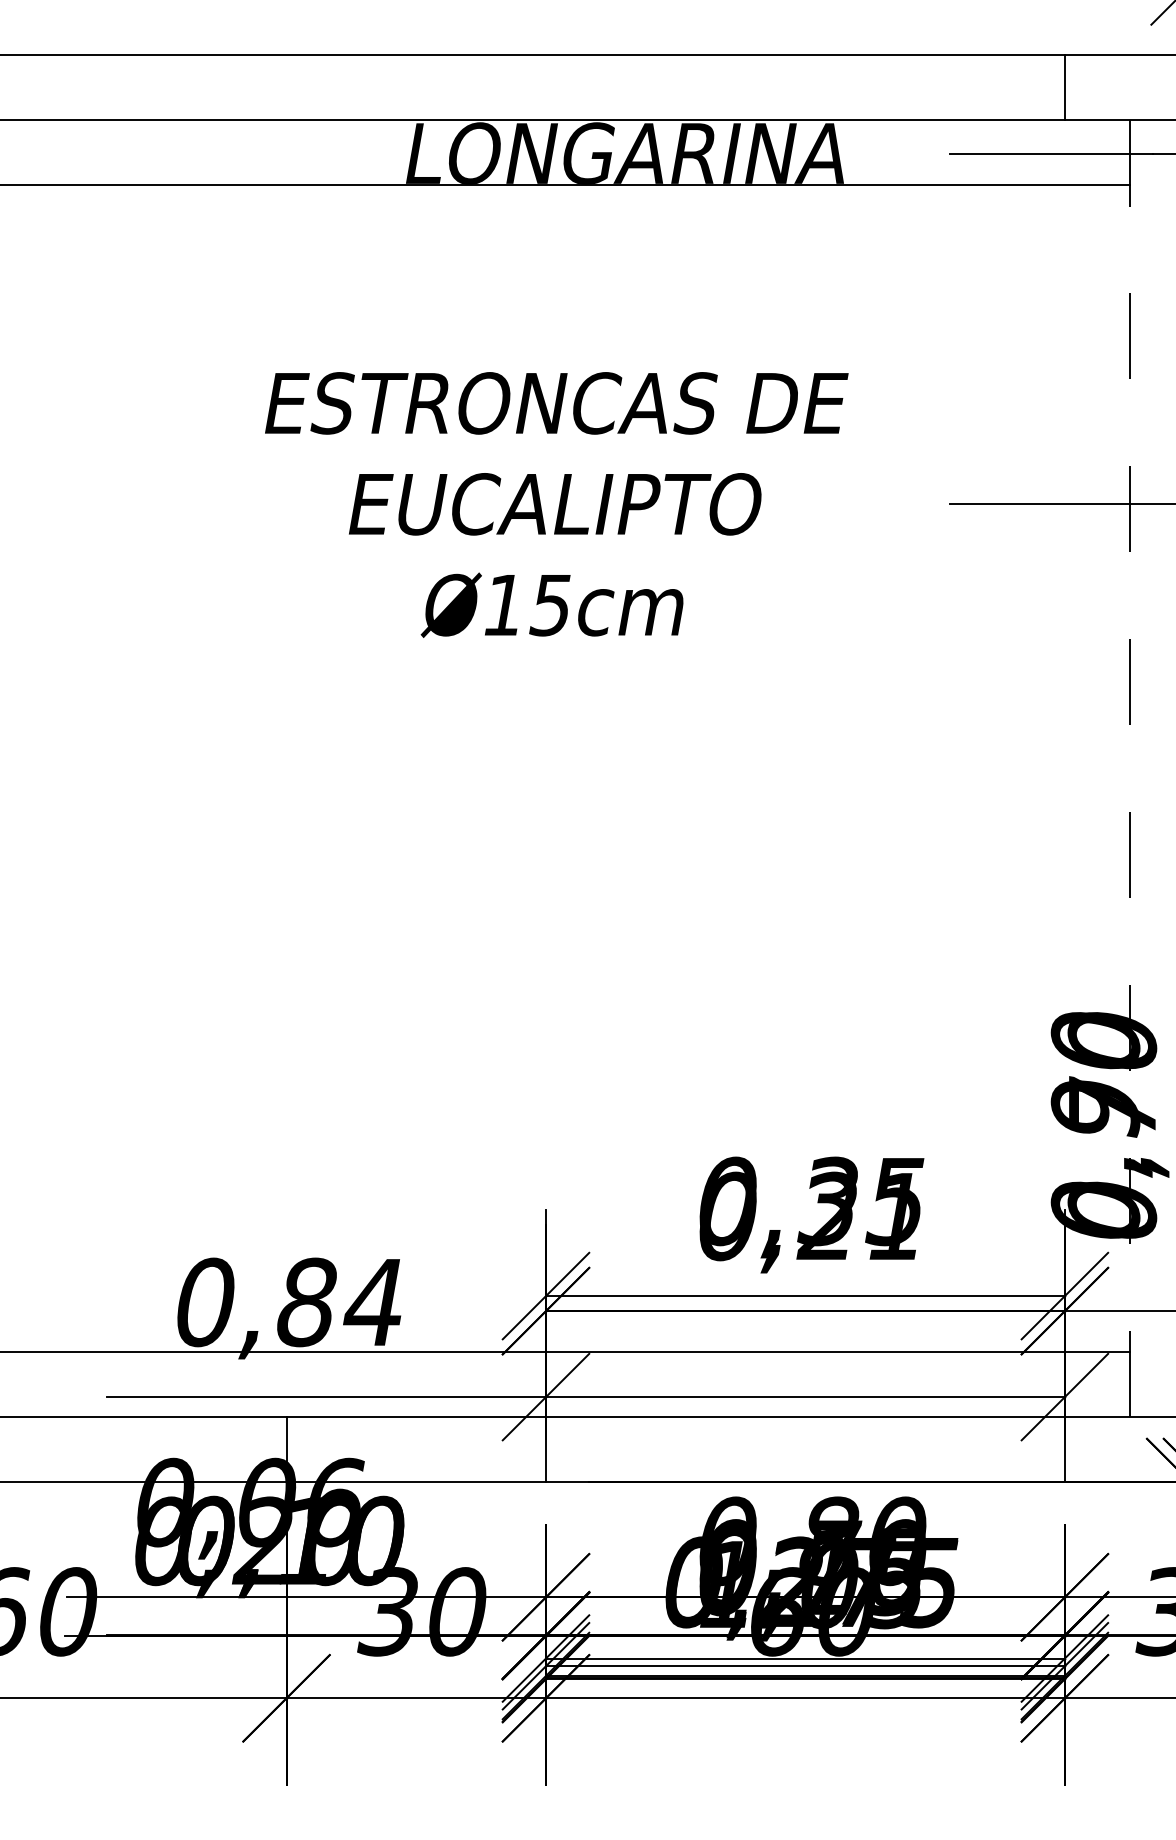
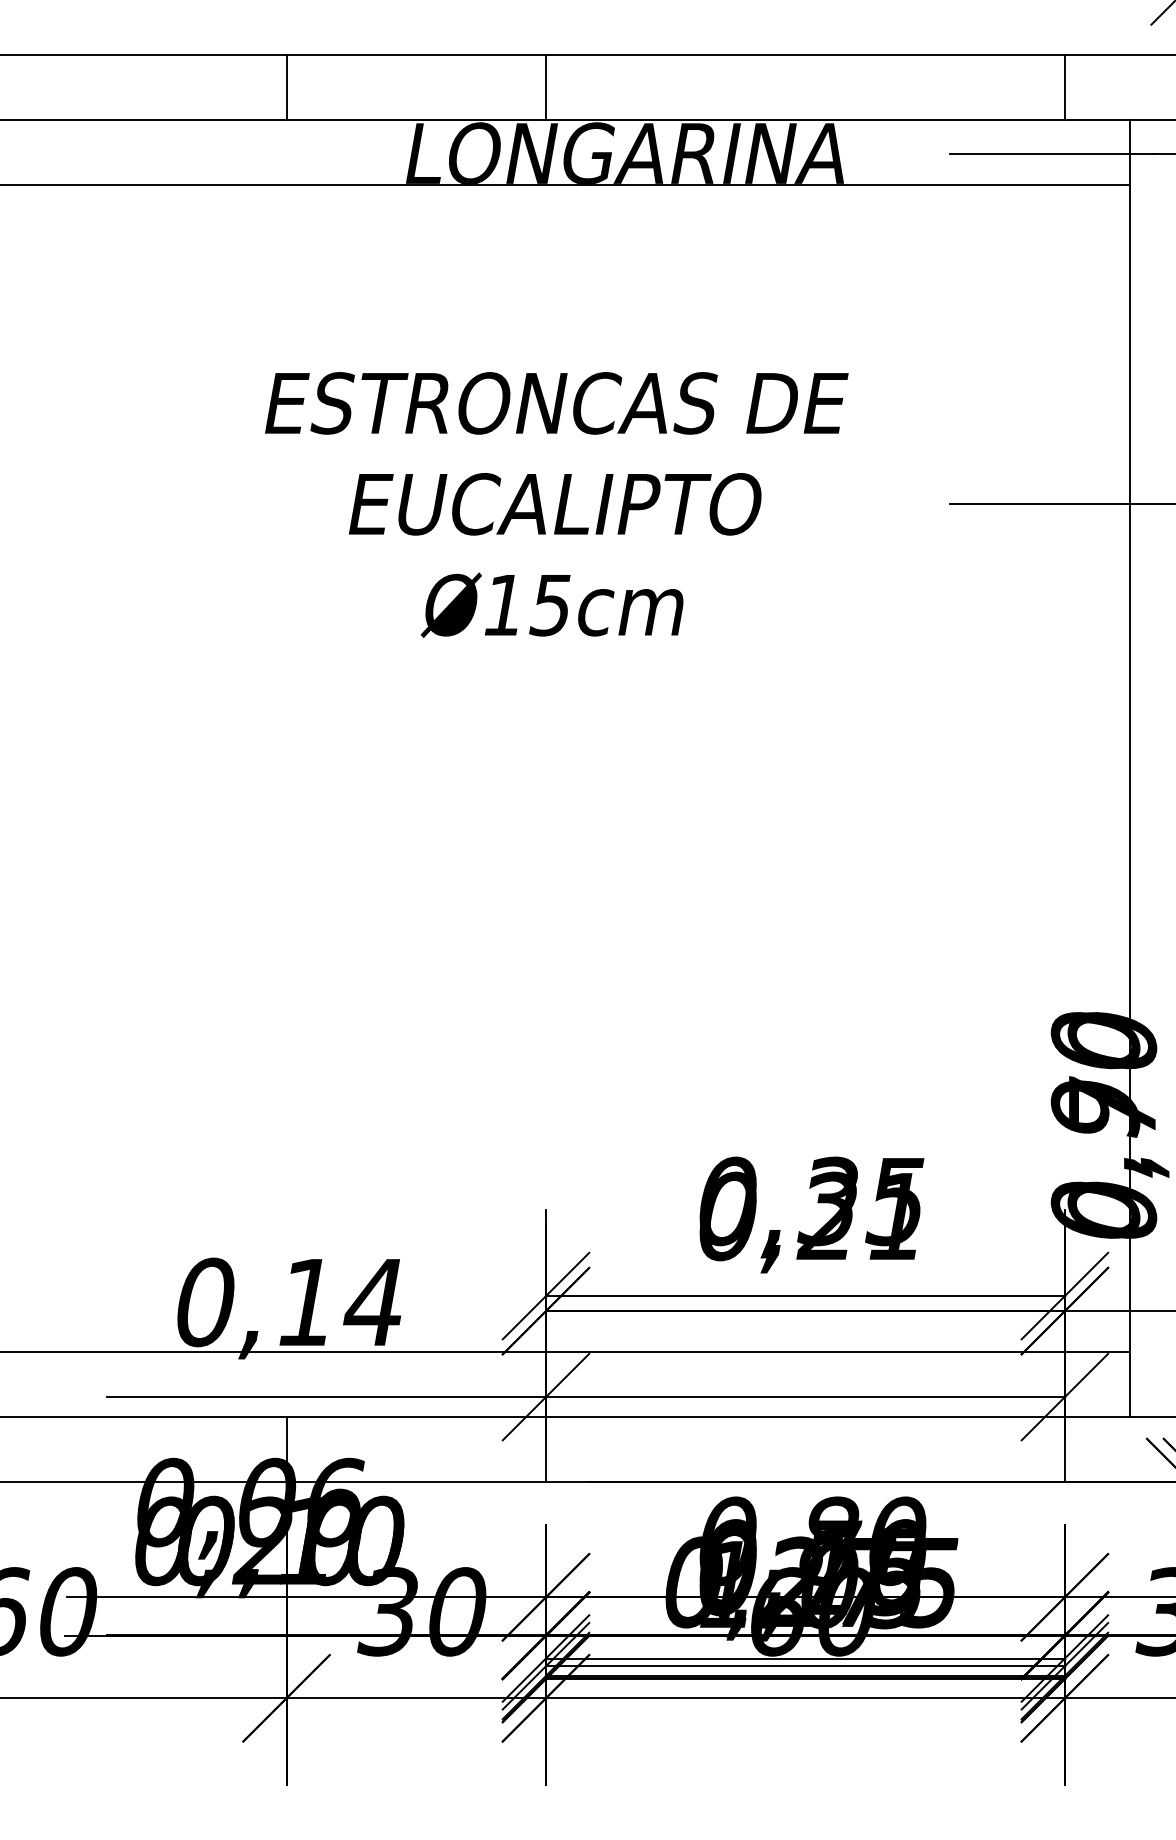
line: none -> present (286, 87)
line: none -> present (545, 87)
line: dashed -> solid (1129, 768)
text: 0,84 -> 0,14 (306, 1302)
